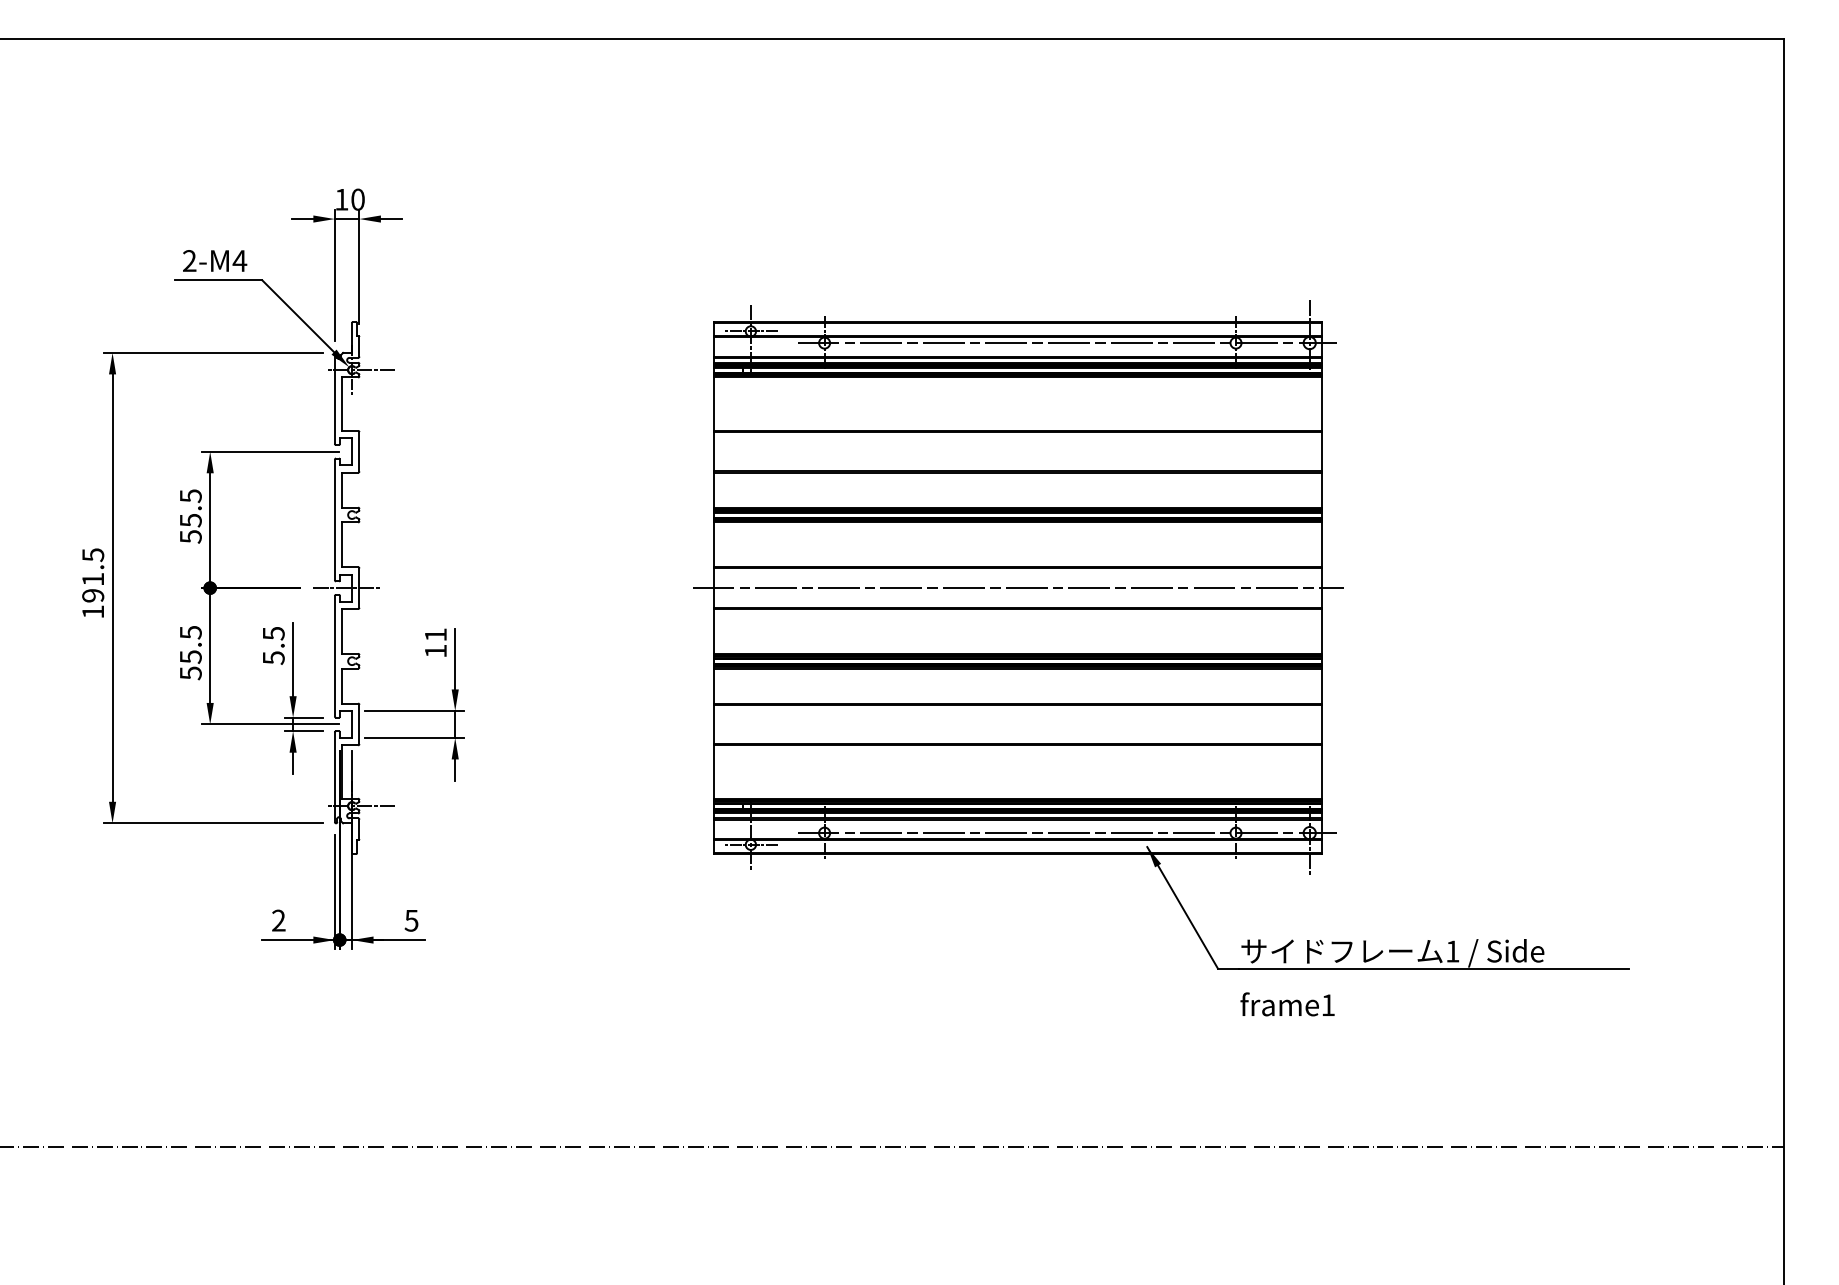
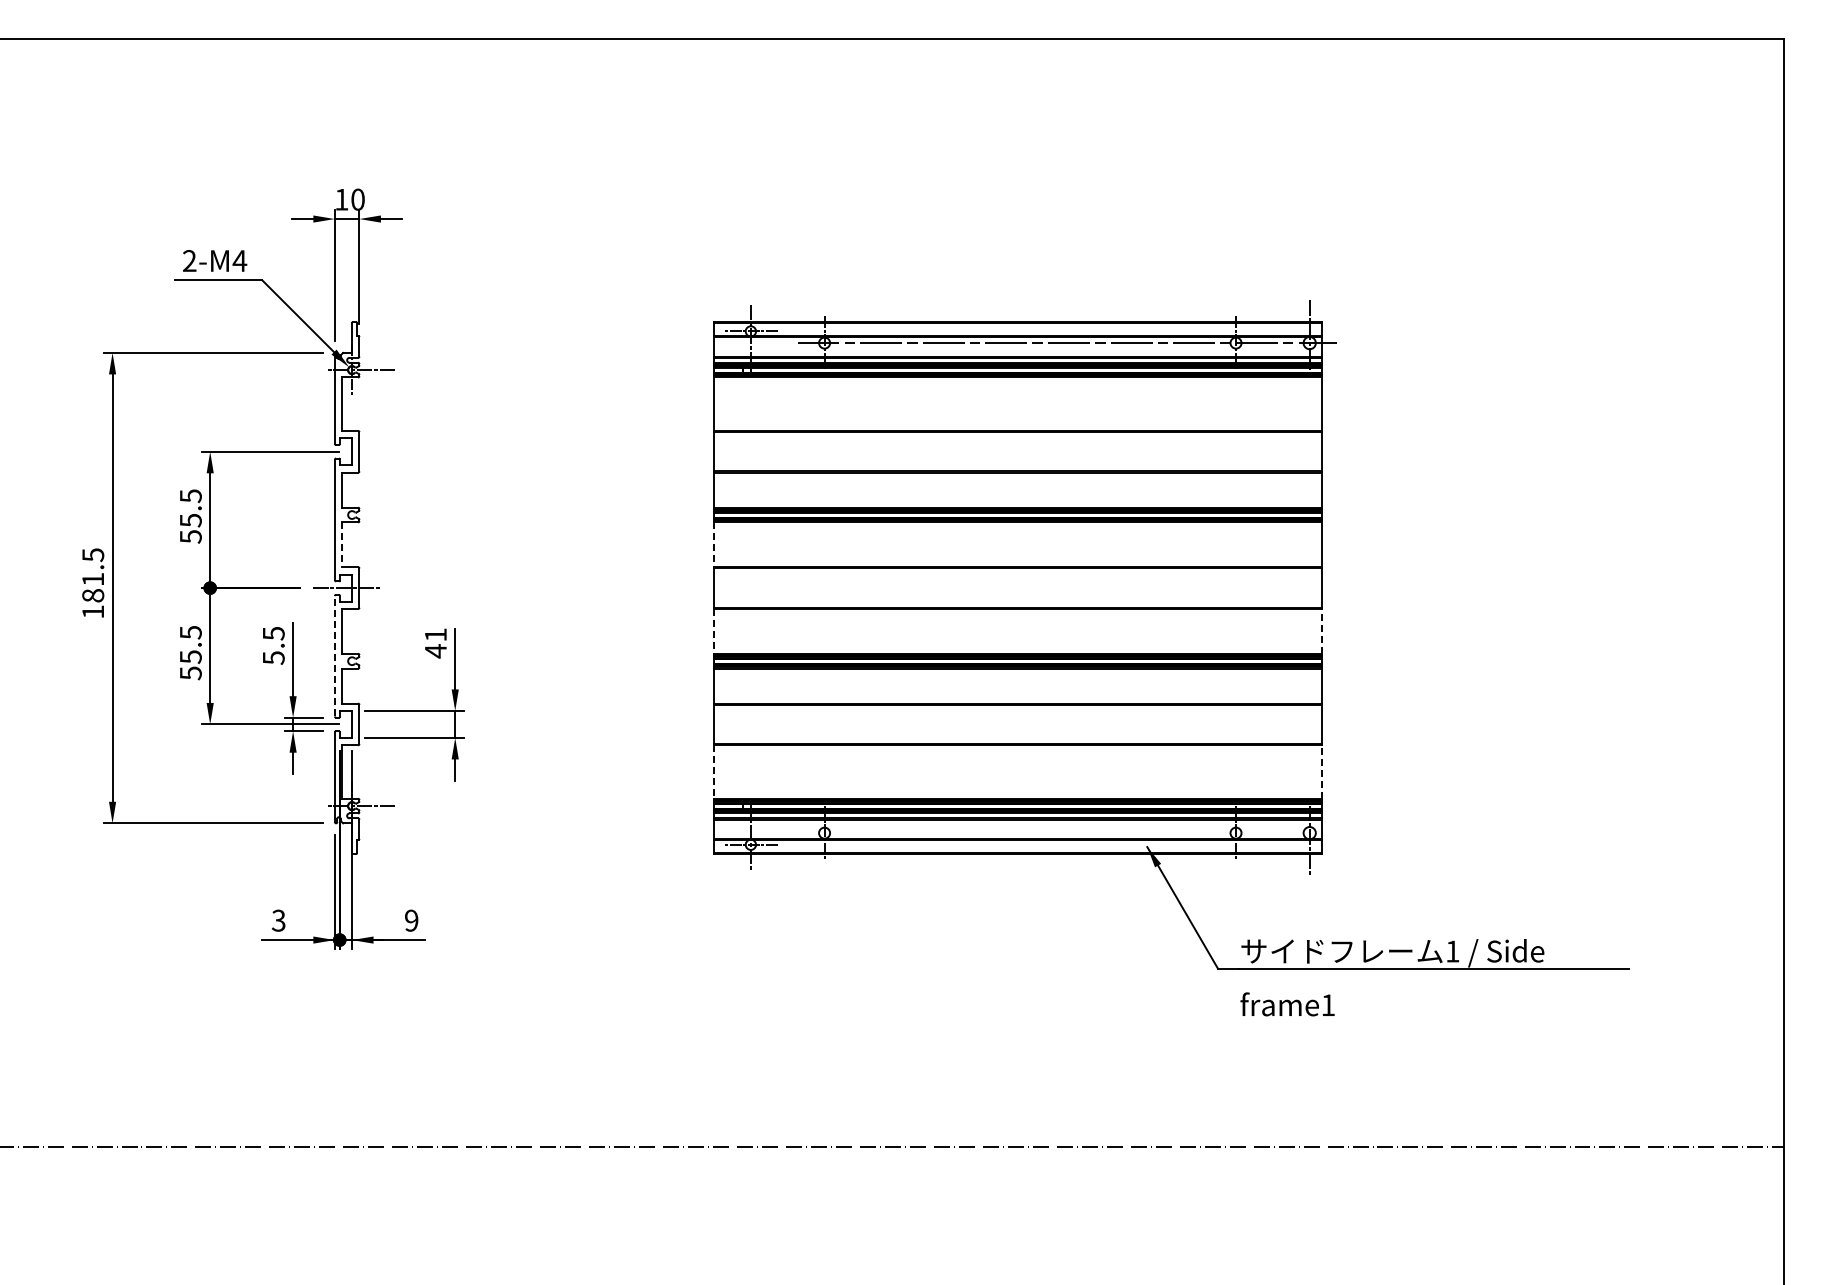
line: solid -> dashed (342, 545)
line: solid -> dashed (714, 545)
line: present -> none (1017, 588)
text: 191.5 -> 181.5 (93, 595)
line: solid -> dashed (1322, 630)
line: solid -> dashed (714, 631)
text: 11 -> 41 (435, 651)
line: solid -> dashed (334, 655)
line: solid -> dashed (714, 772)
line: solid -> dashed (1322, 772)
line: present -> none (1067, 833)
text: 2 -> 3 (278, 920)
text: 5 -> 9 (411, 920)
